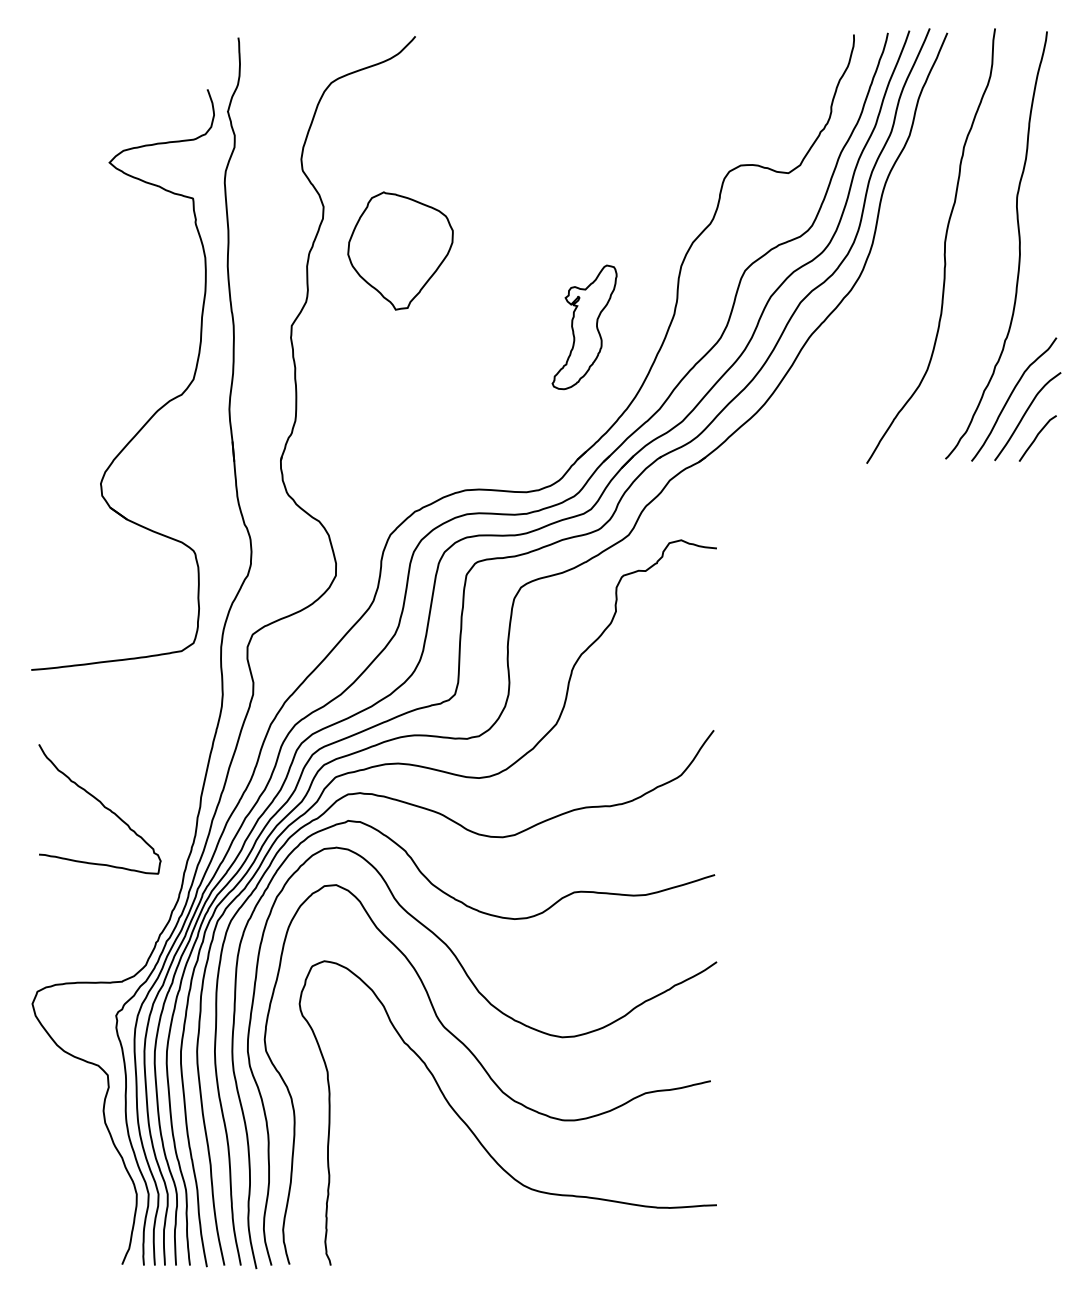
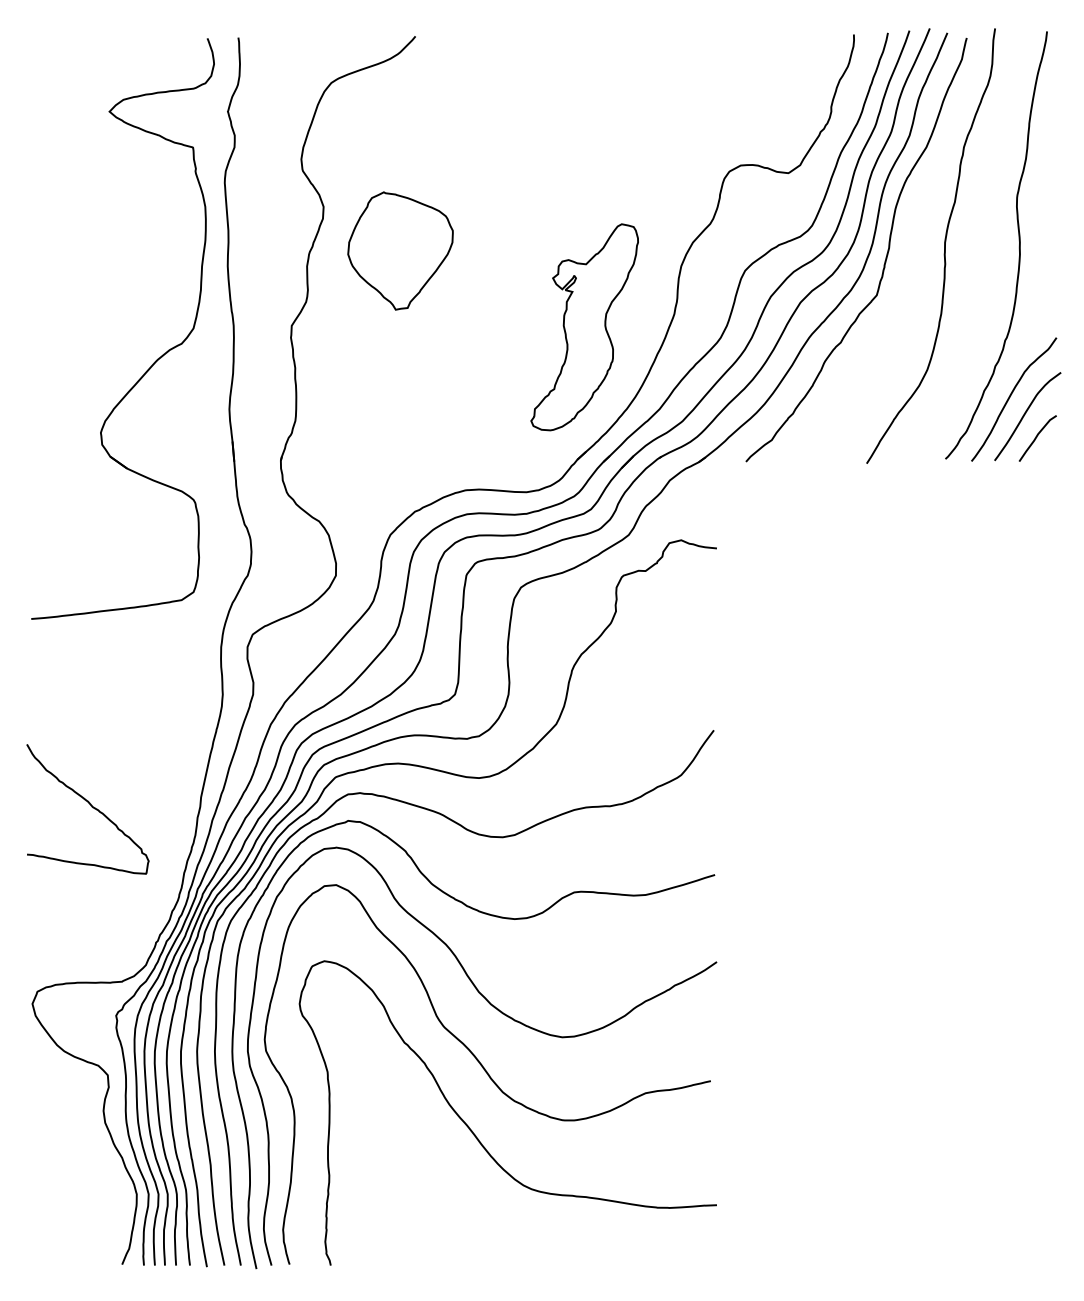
curve: none -> present (885, 257)
part size: 67x127 px -> 109x209 px (584, 327)
part position: (155, 411) -> (155, 360) (155, 360)
curve position: (103, 807) -> (91, 807) (91, 807)
